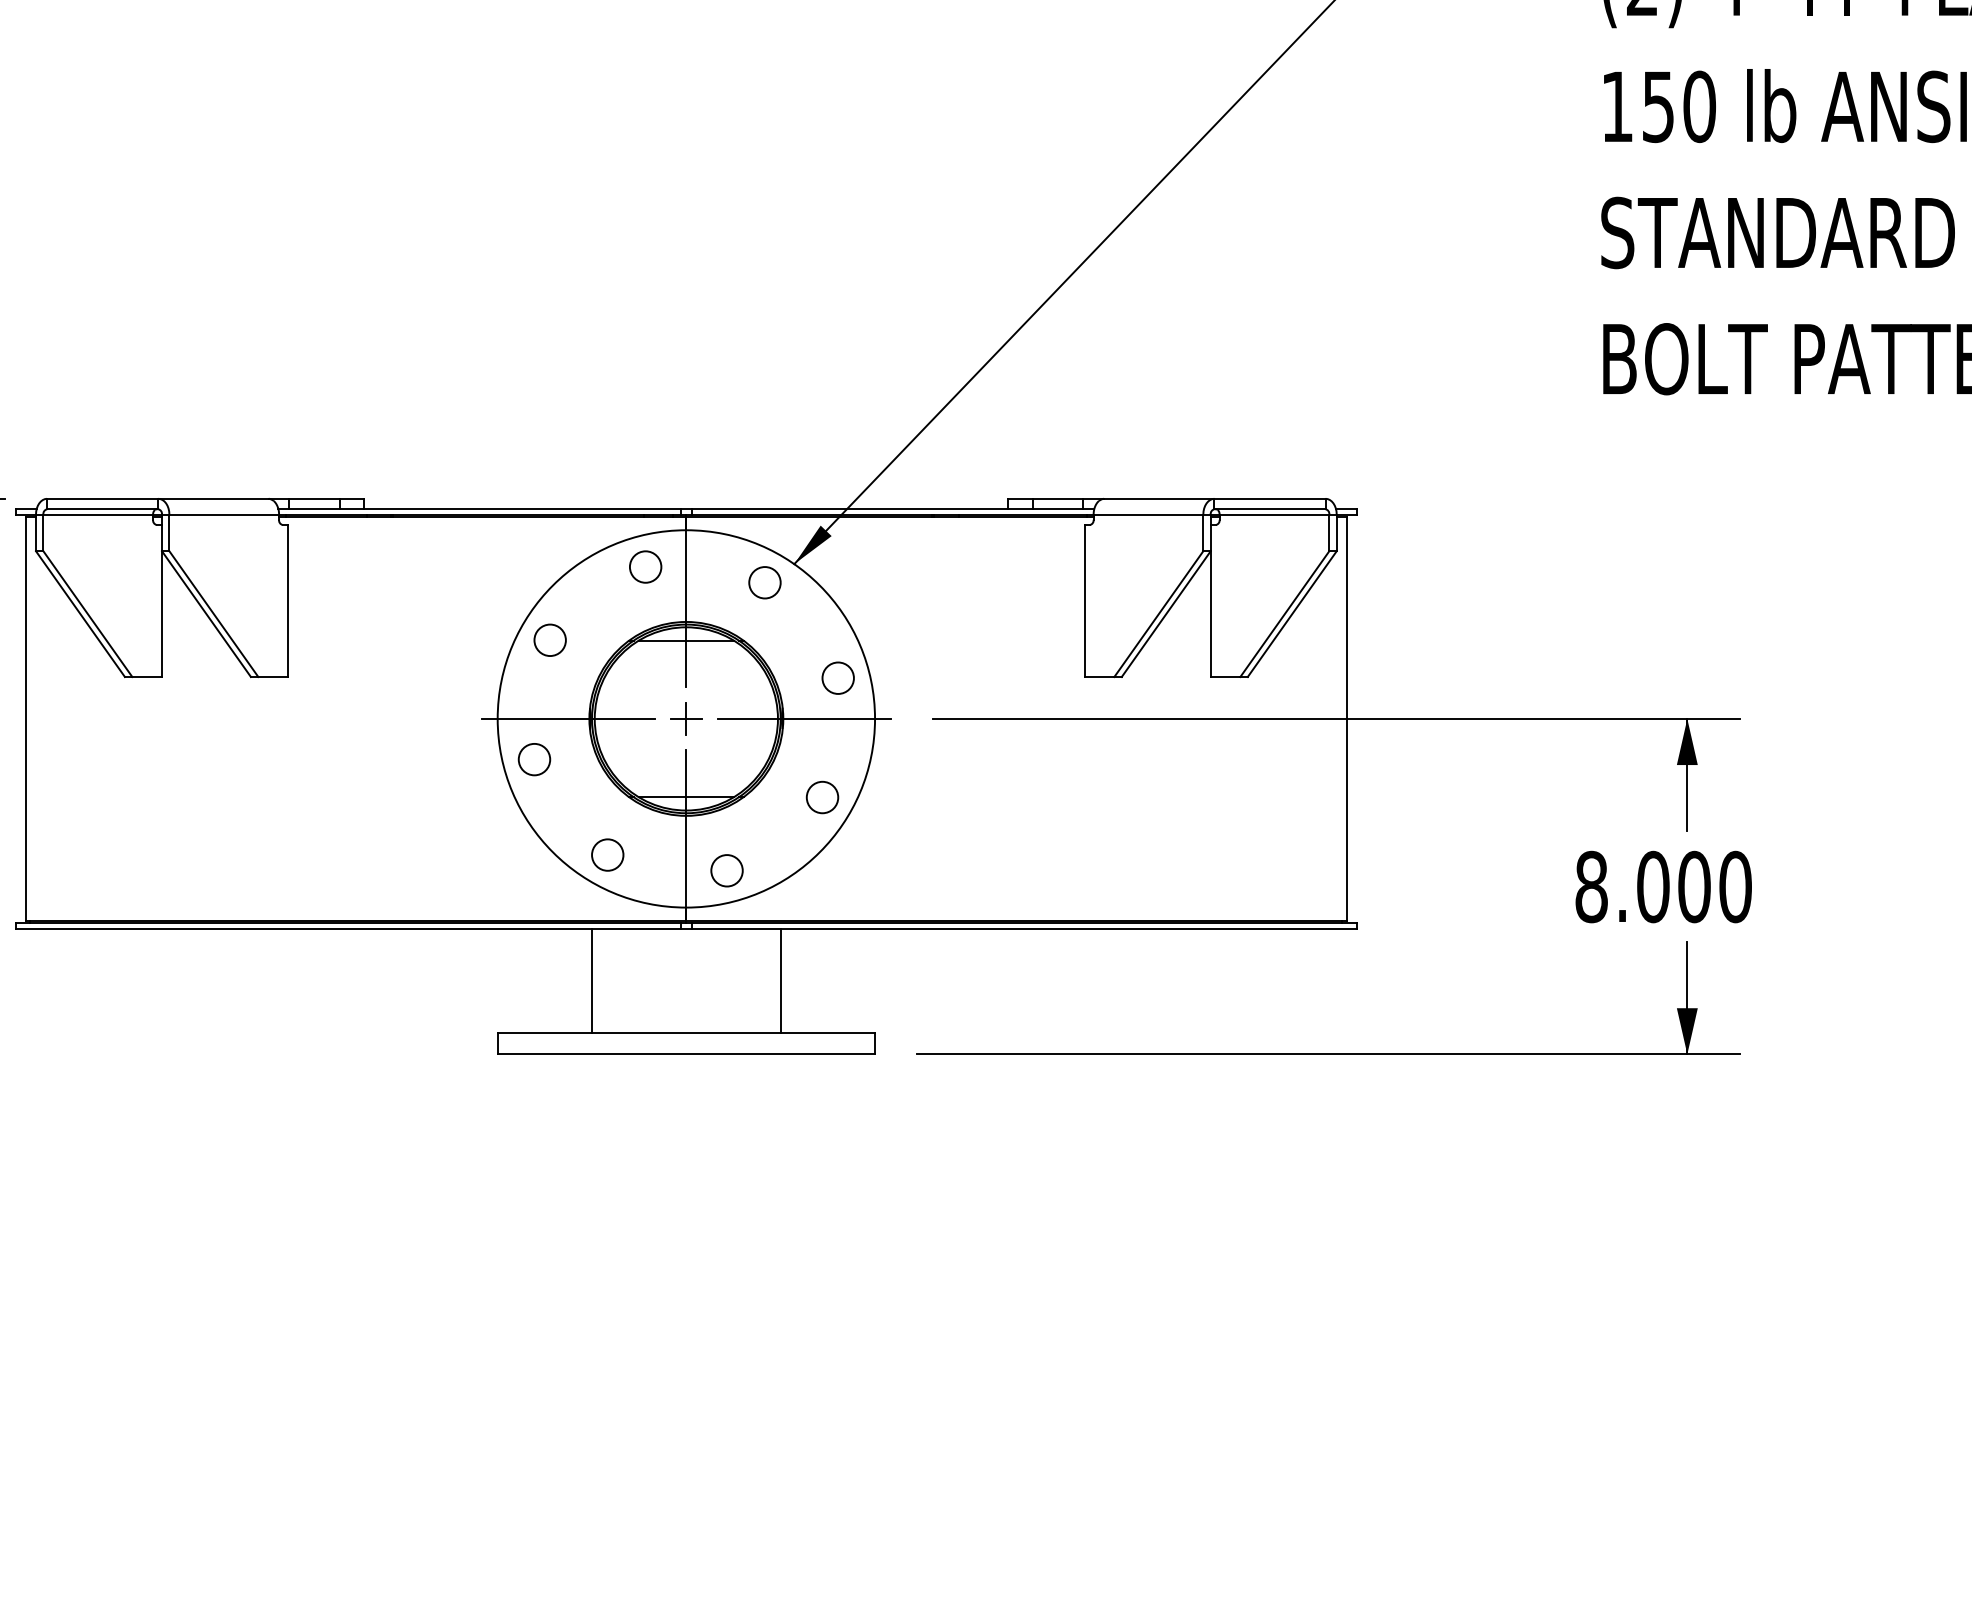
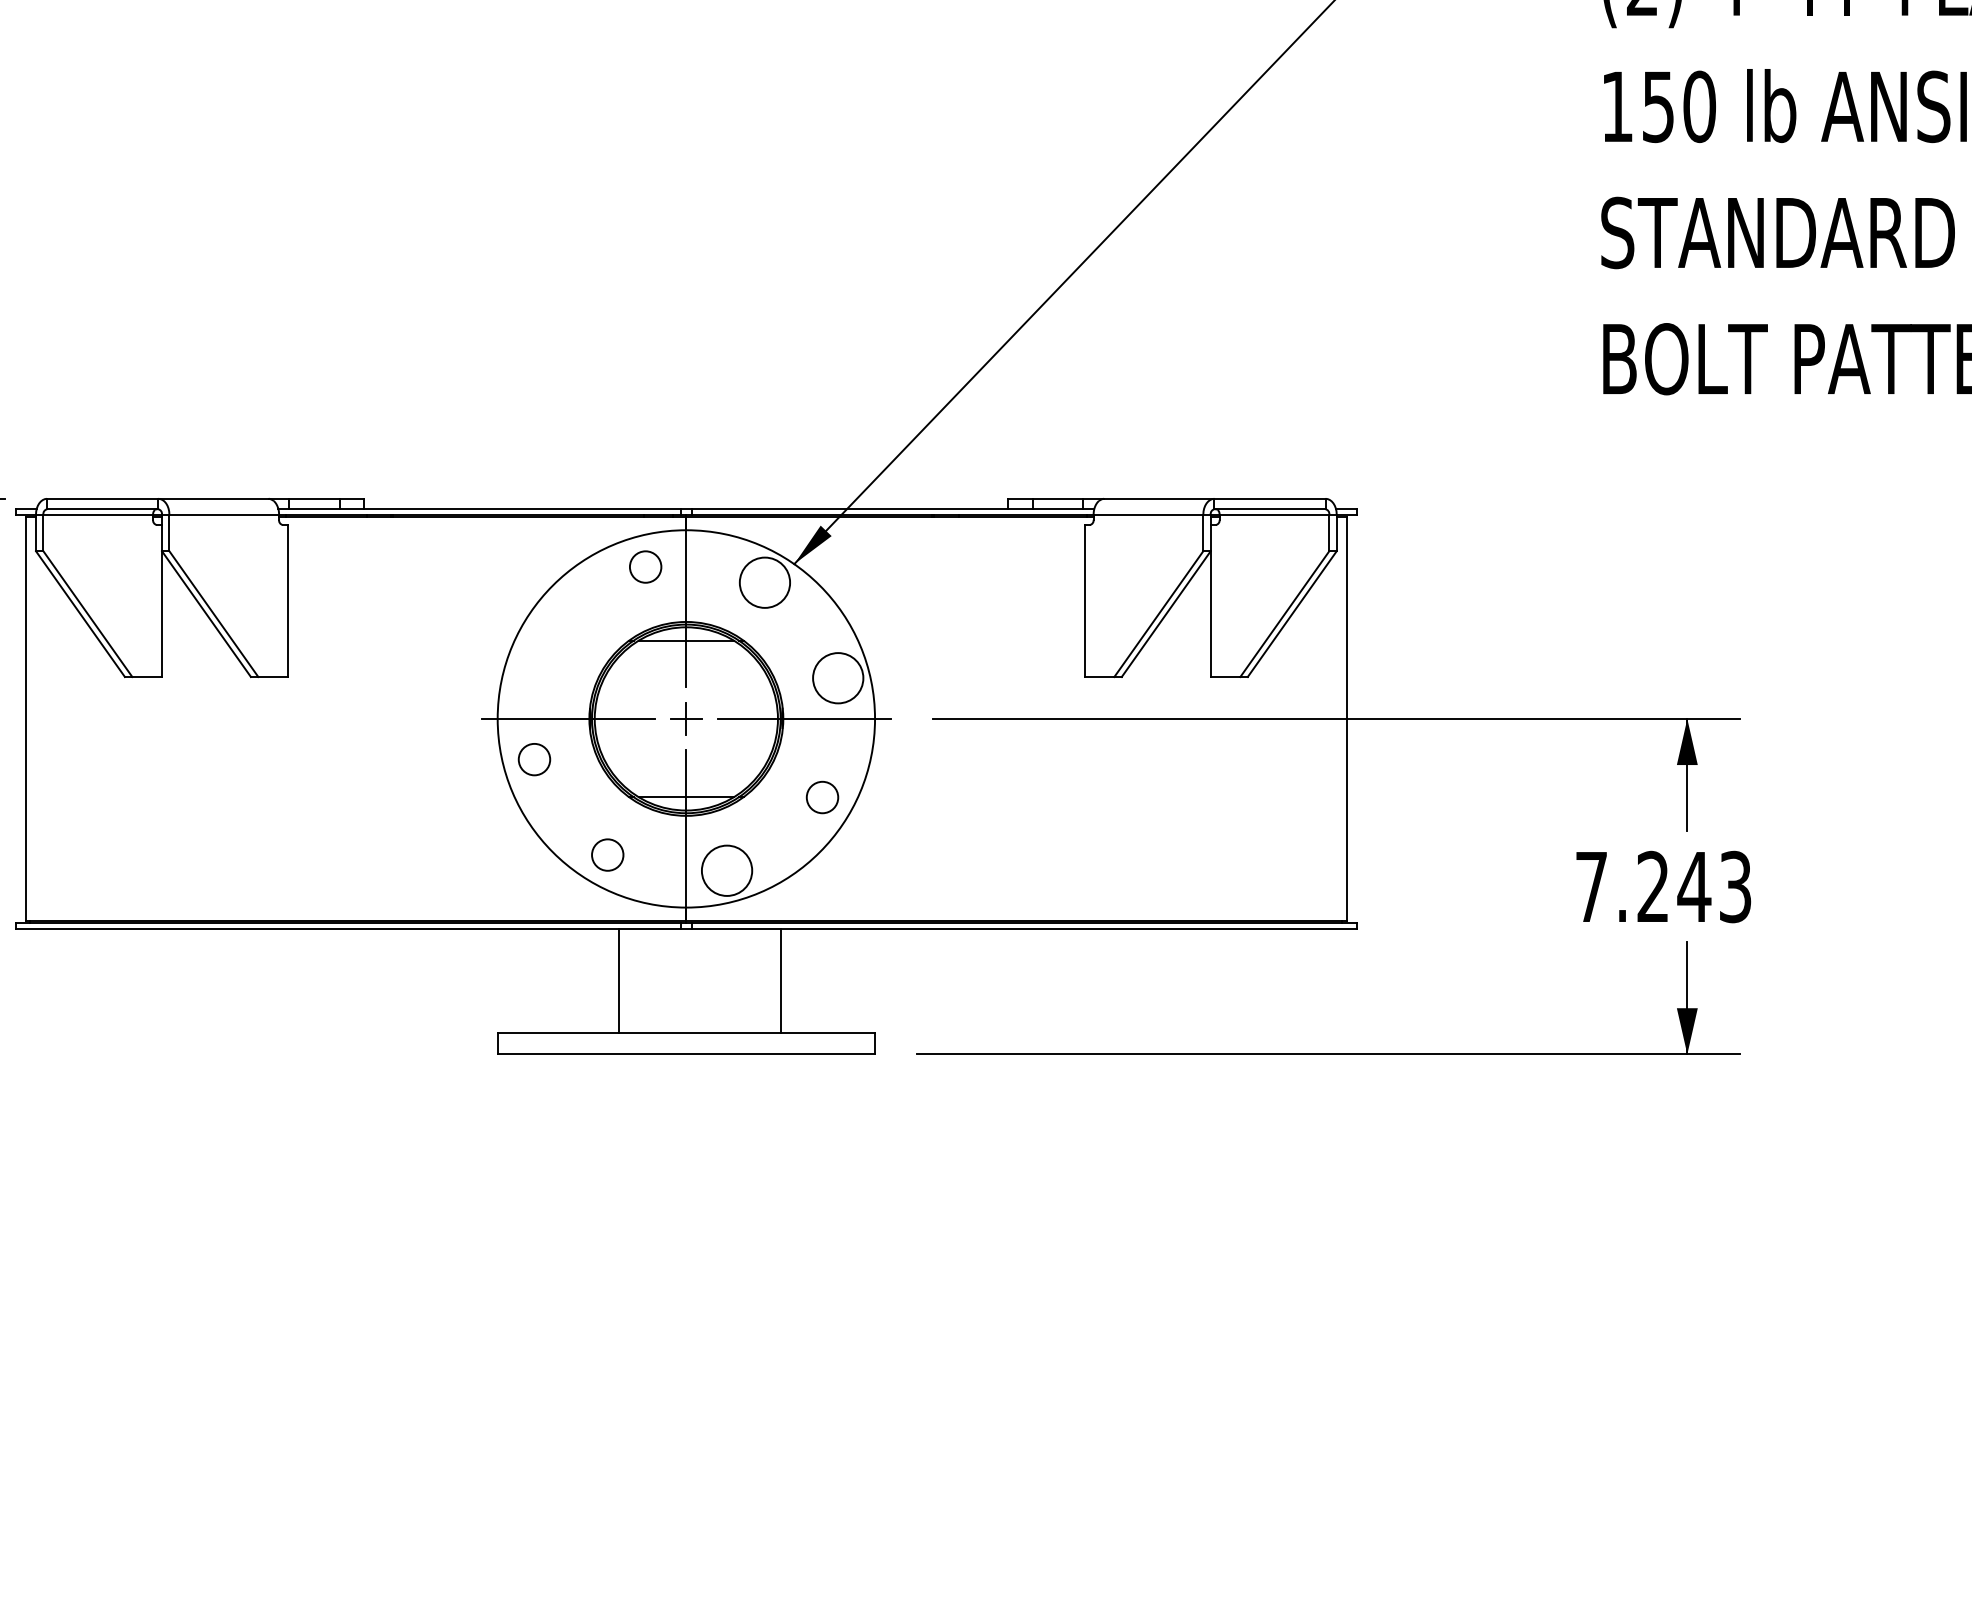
circle diameter: 31 px -> 50 px (764, 582)
circle: present -> none (549, 639)
circle diameter: 31 px -> 50 px (838, 678)
circle diameter: 31 px -> 50 px (726, 870)
text: 8.000 -> 7.243 (1663, 886)
line position: (592, 980) -> (619, 980) (619, 980)
